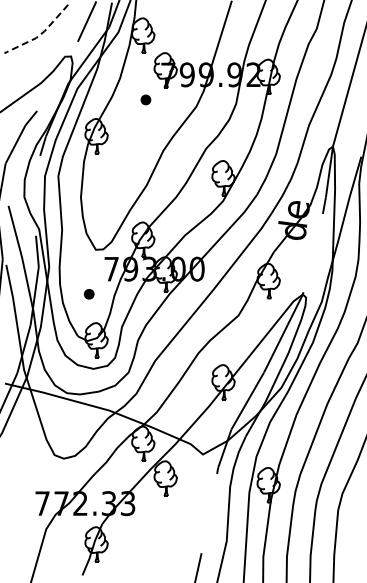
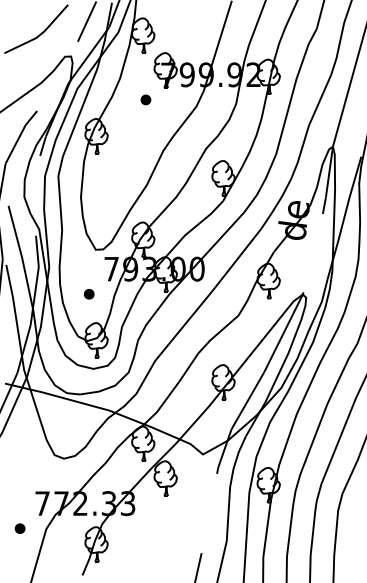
line: dashed -> solid (40, 34)
part: none -> present (19, 528)
